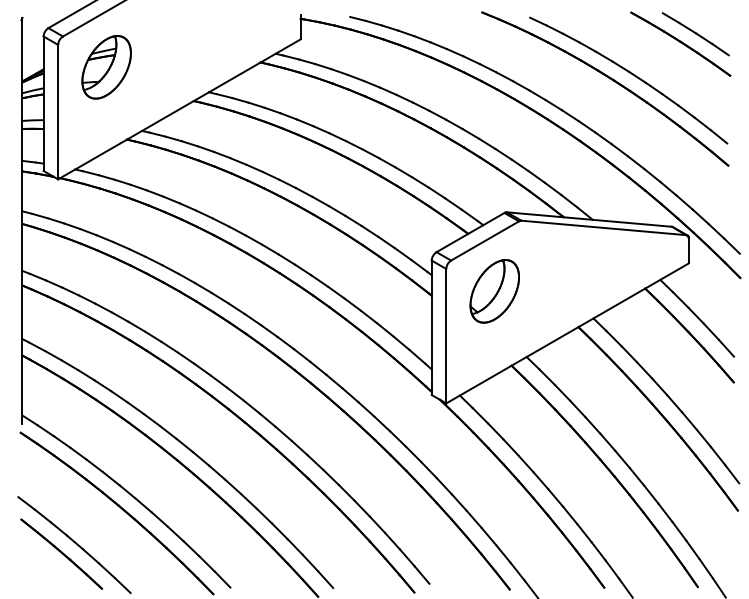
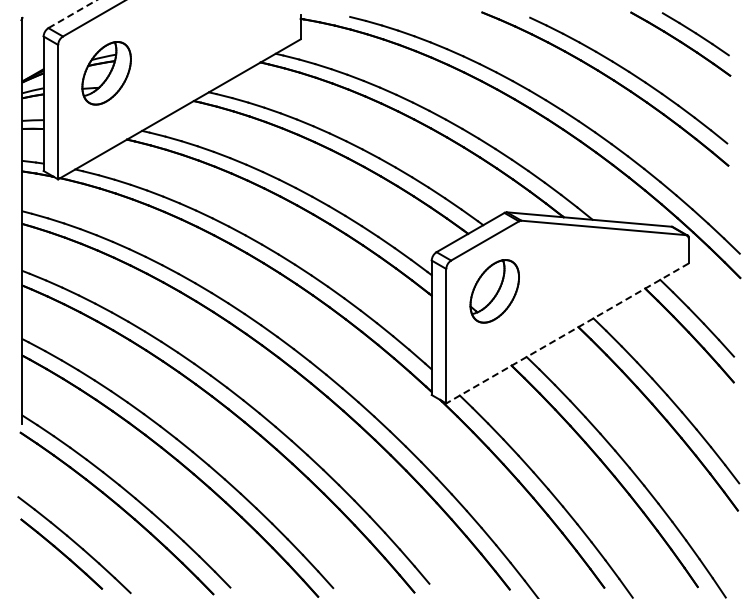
line: solid -> dashed (72, 14)
part position: (106, 67) -> (106, 73) (106, 73)
line: solid -> dashed (567, 333)
